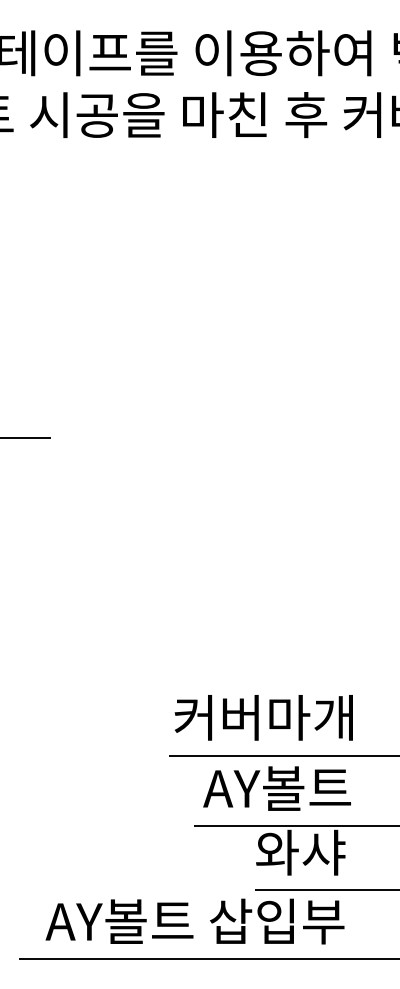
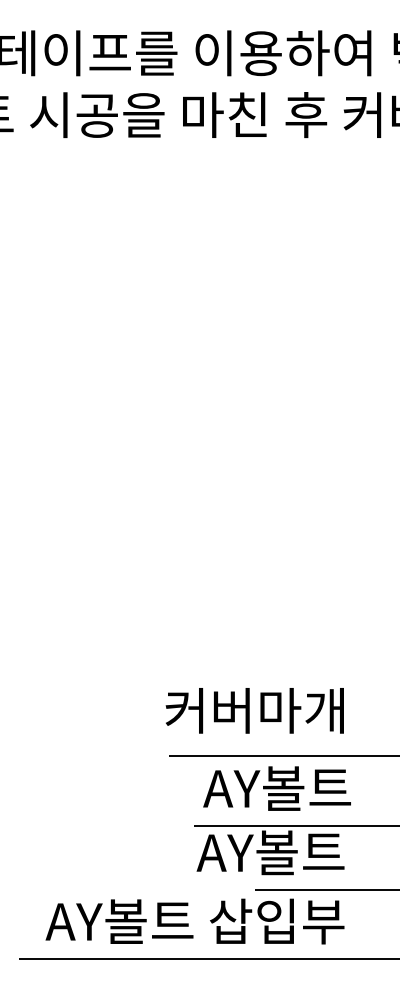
line: present -> none (26, 438)
text position: (263, 717) -> (254, 710) (254, 710)
text: 와샤 -> AY볼트 (270, 852)
